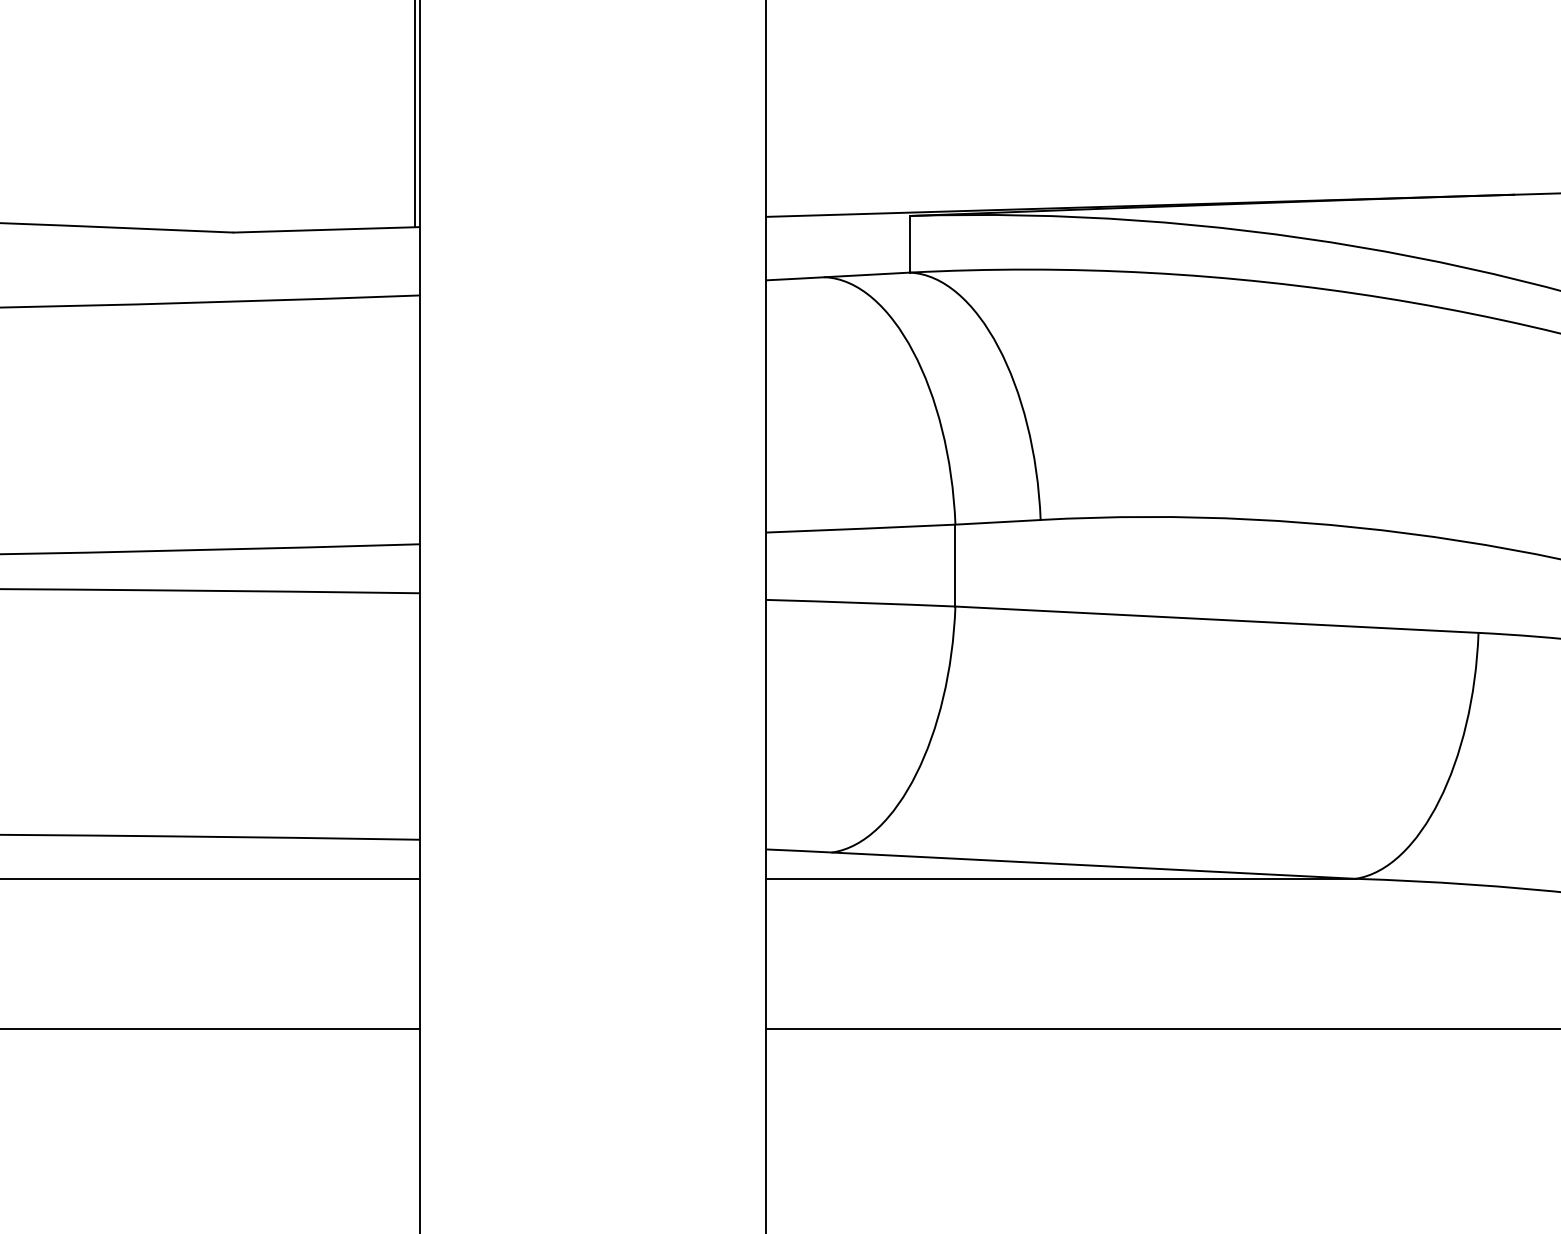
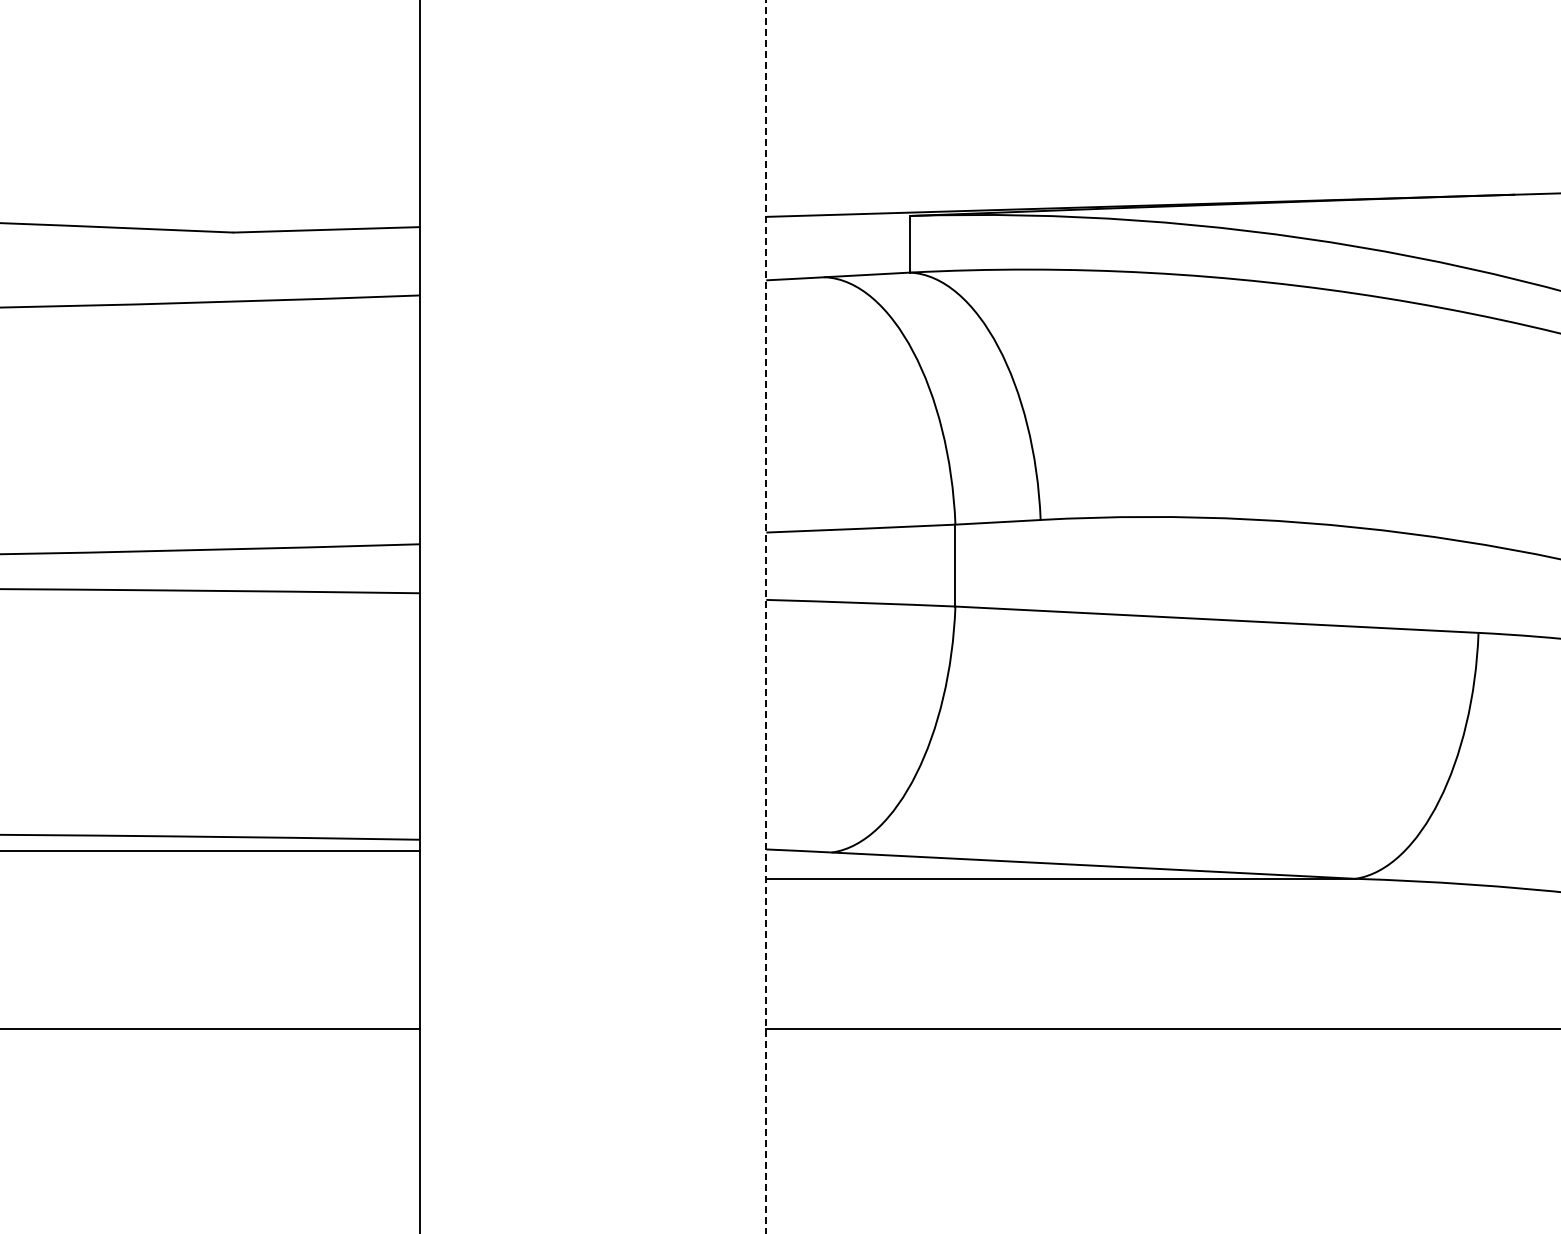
line: present -> none (415, 114)
line: solid -> dashed (766, 616)
line position: (210, 878) -> (210, 850) (210, 850)
